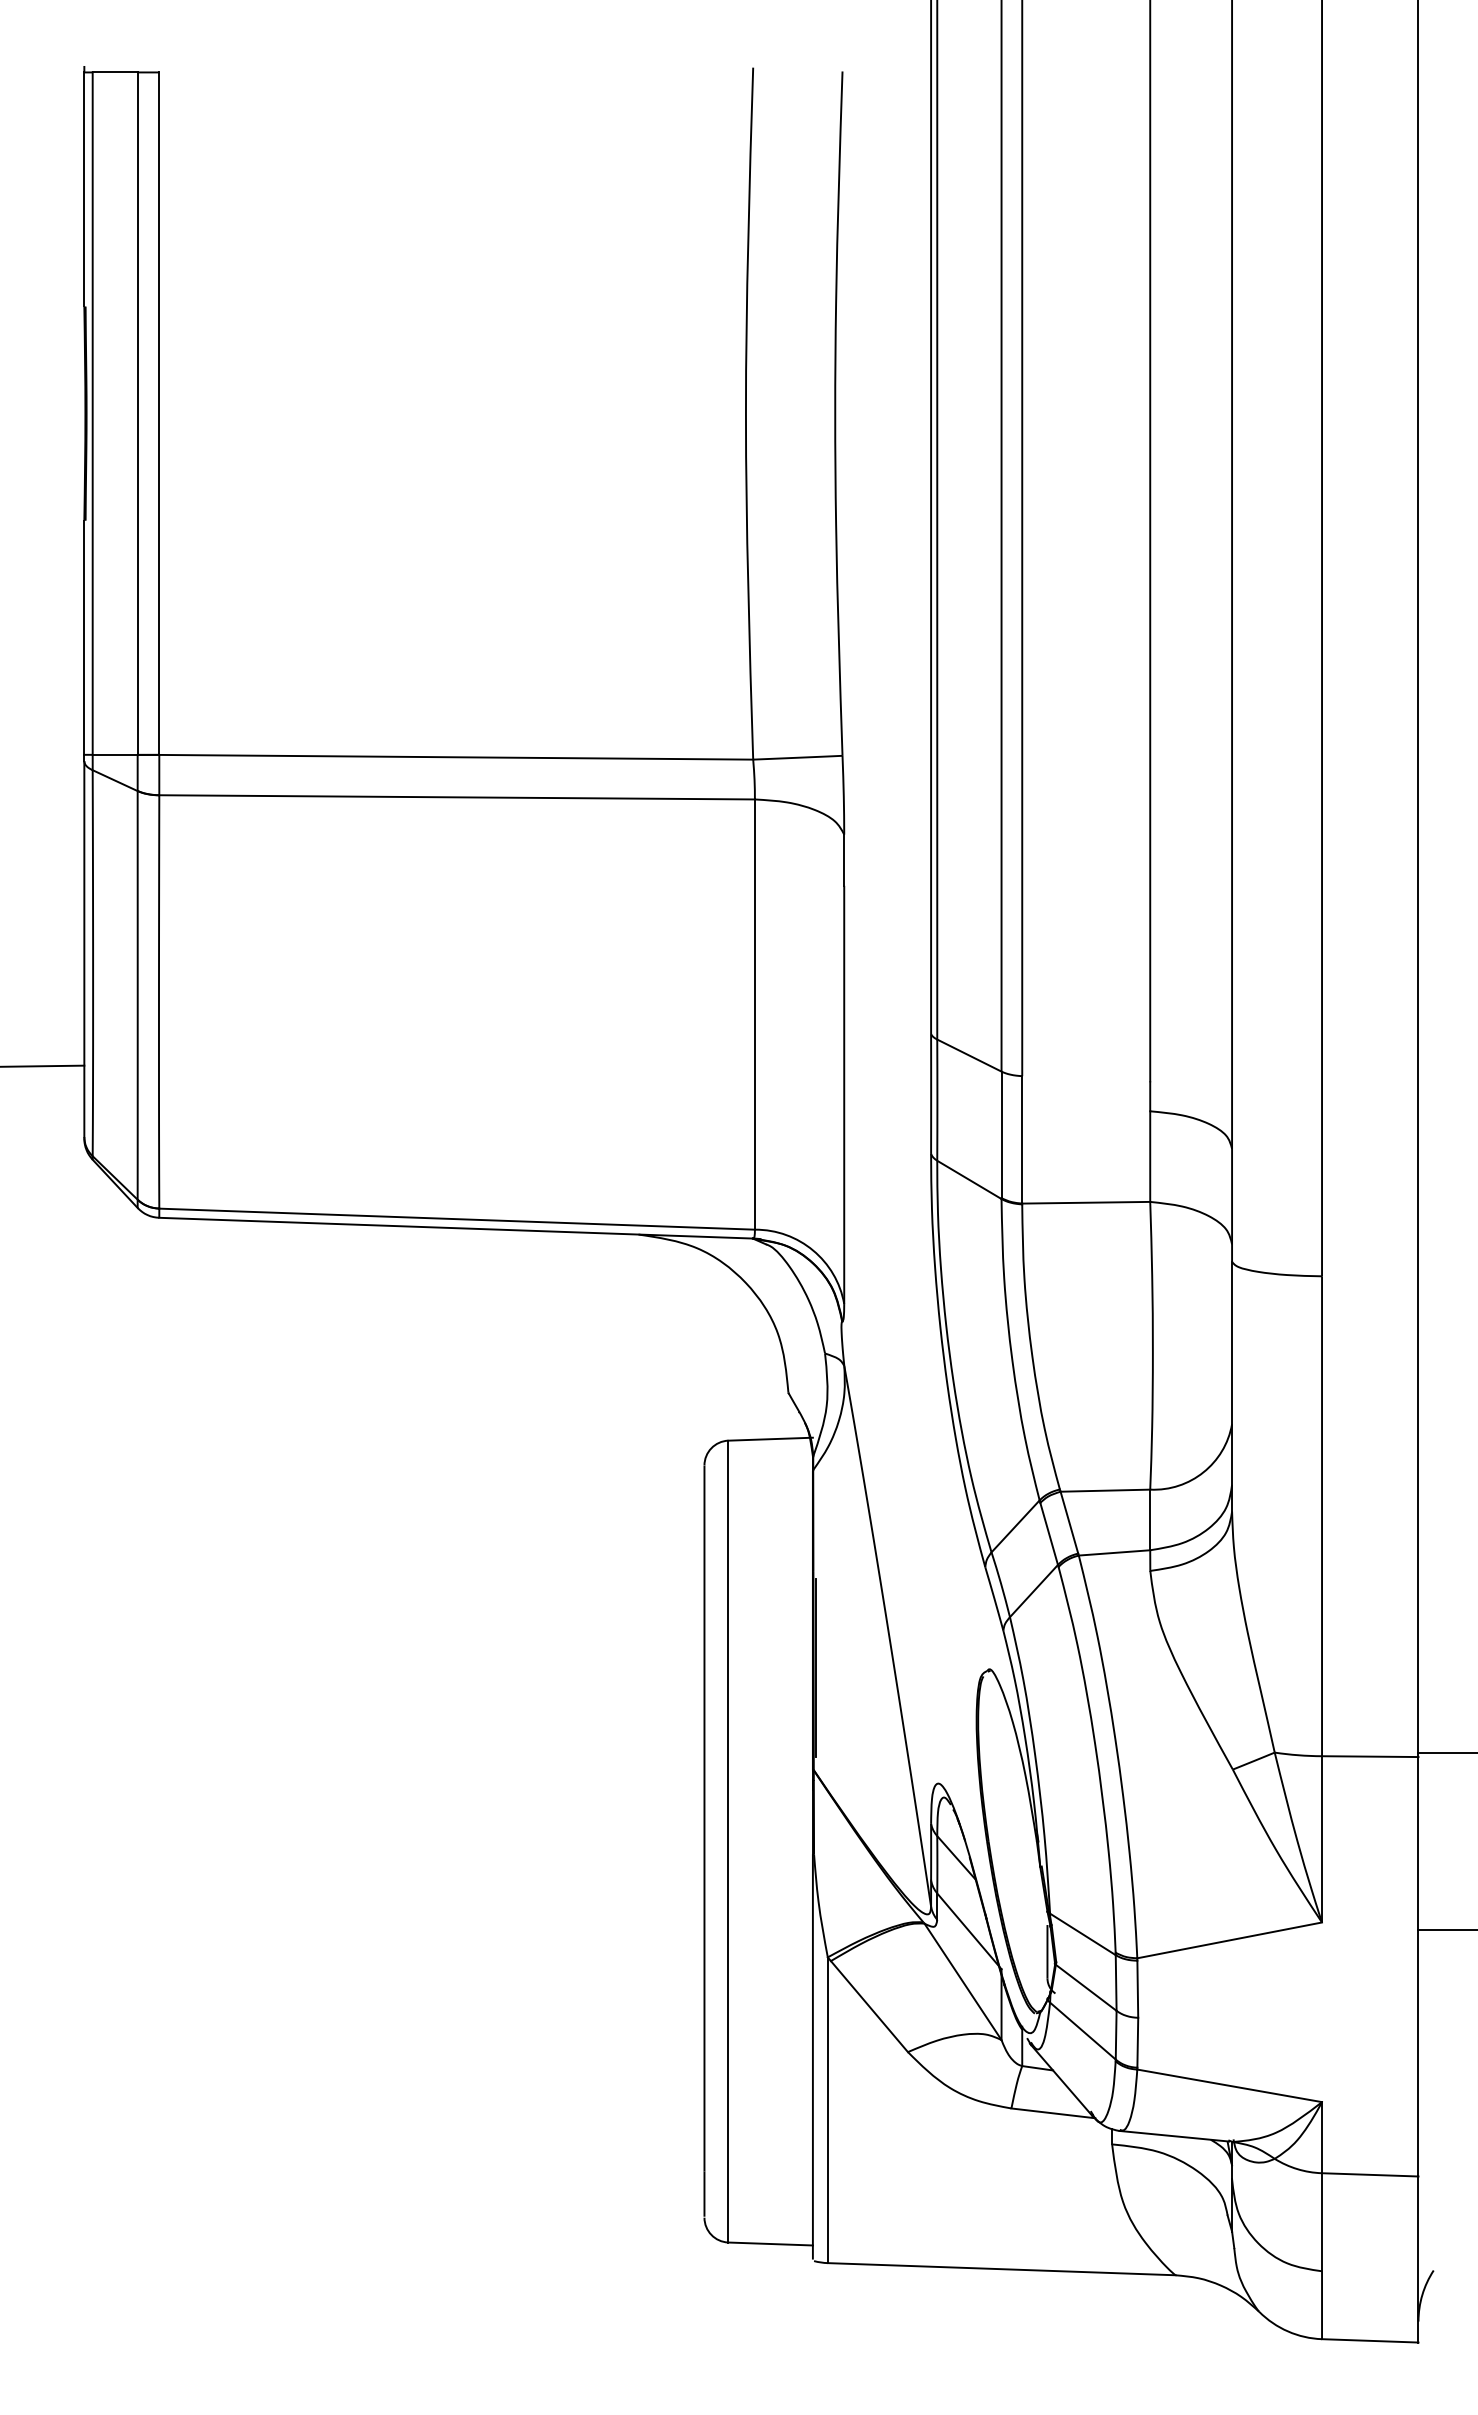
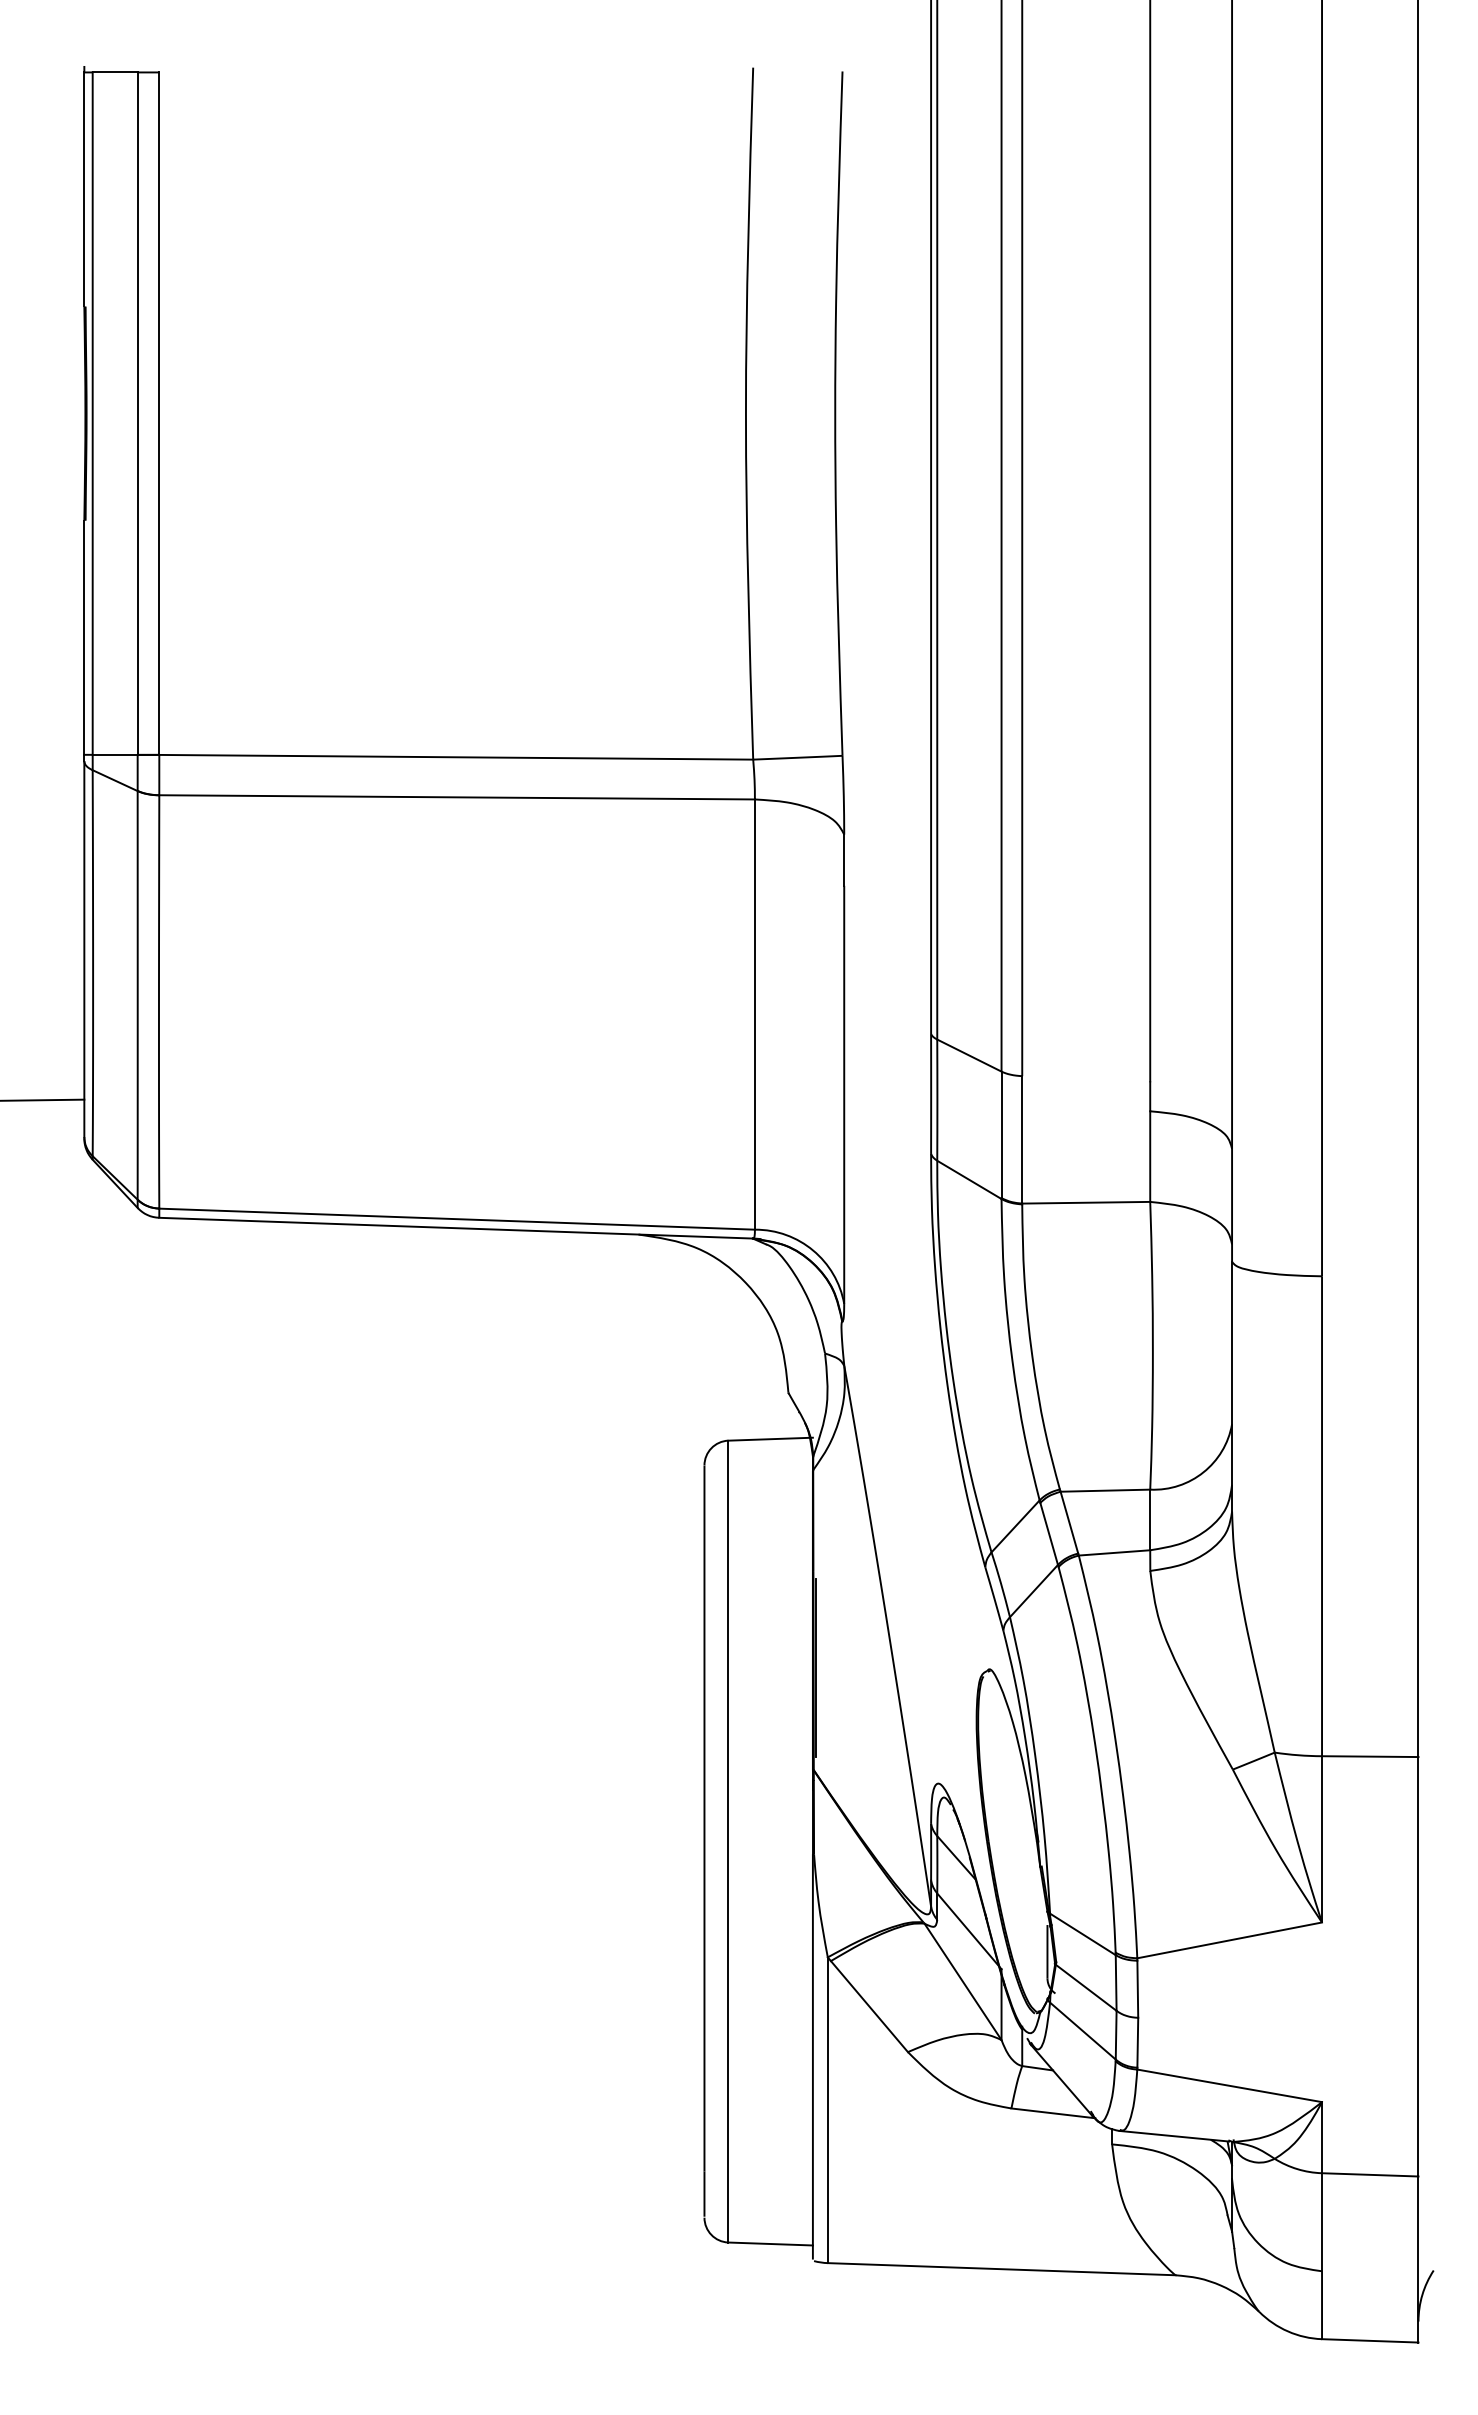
line position: (43, 1065) -> (43, 1099) (43, 1099)
line: present -> none (1446, 1753)
line: present -> none (1446, 1930)
